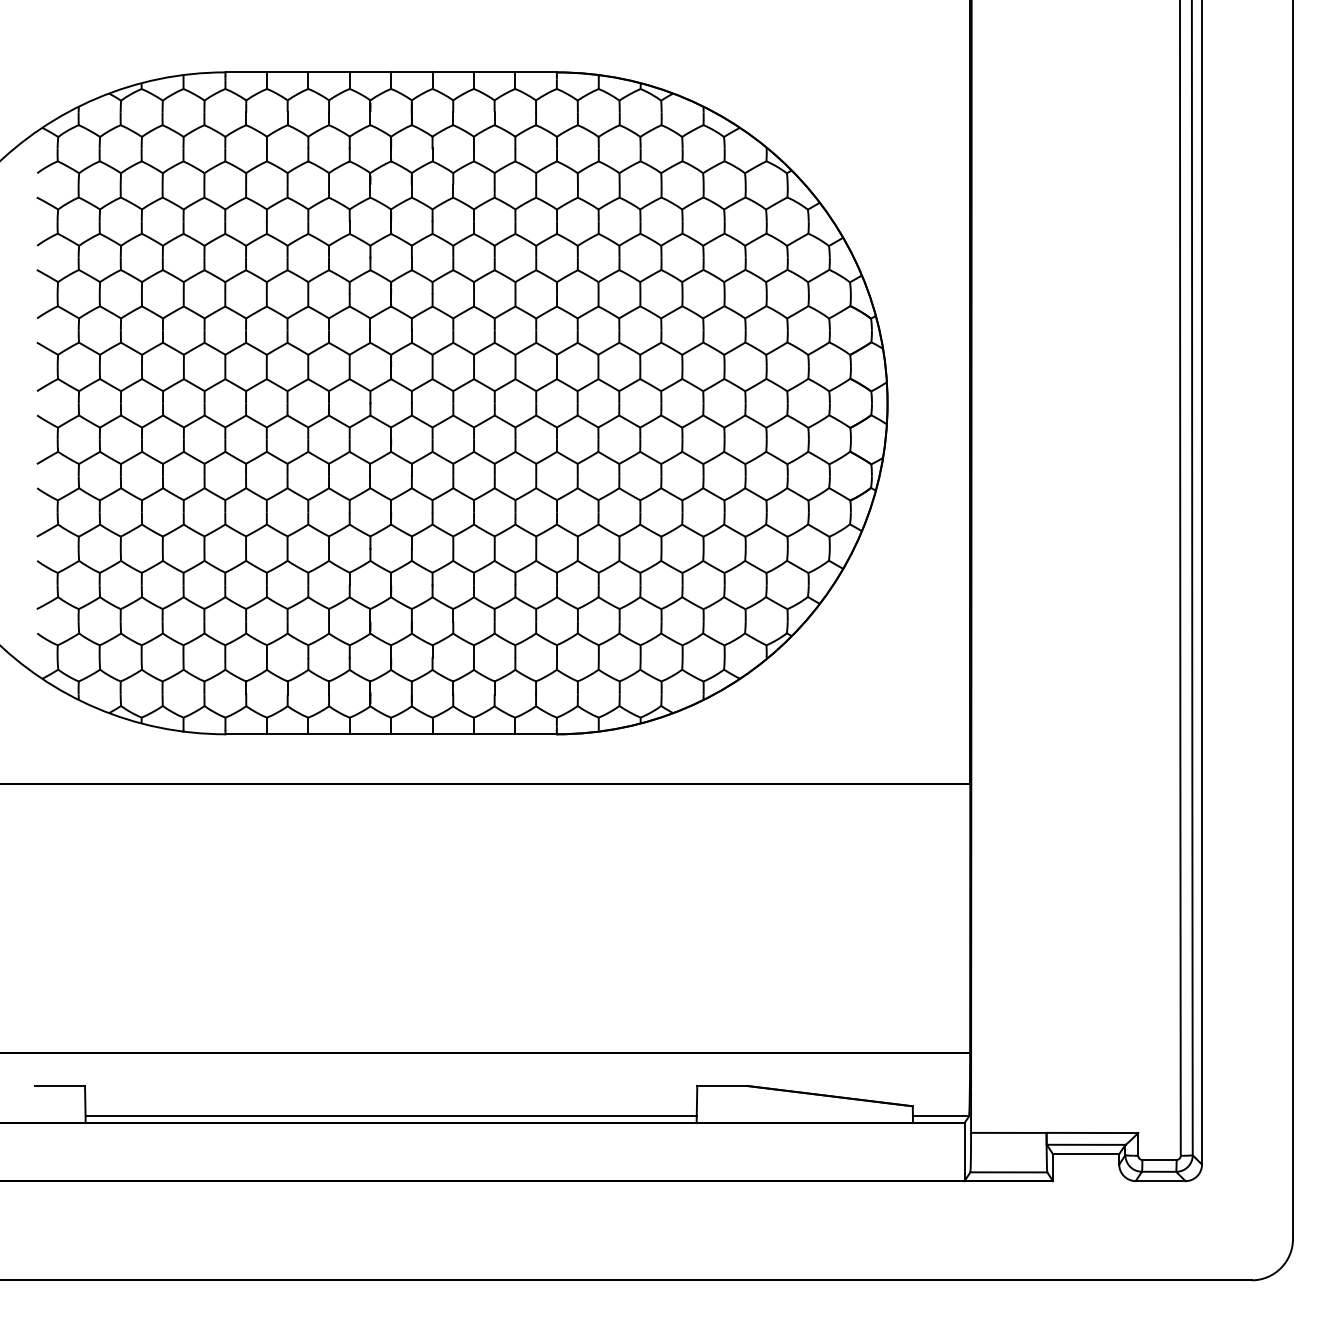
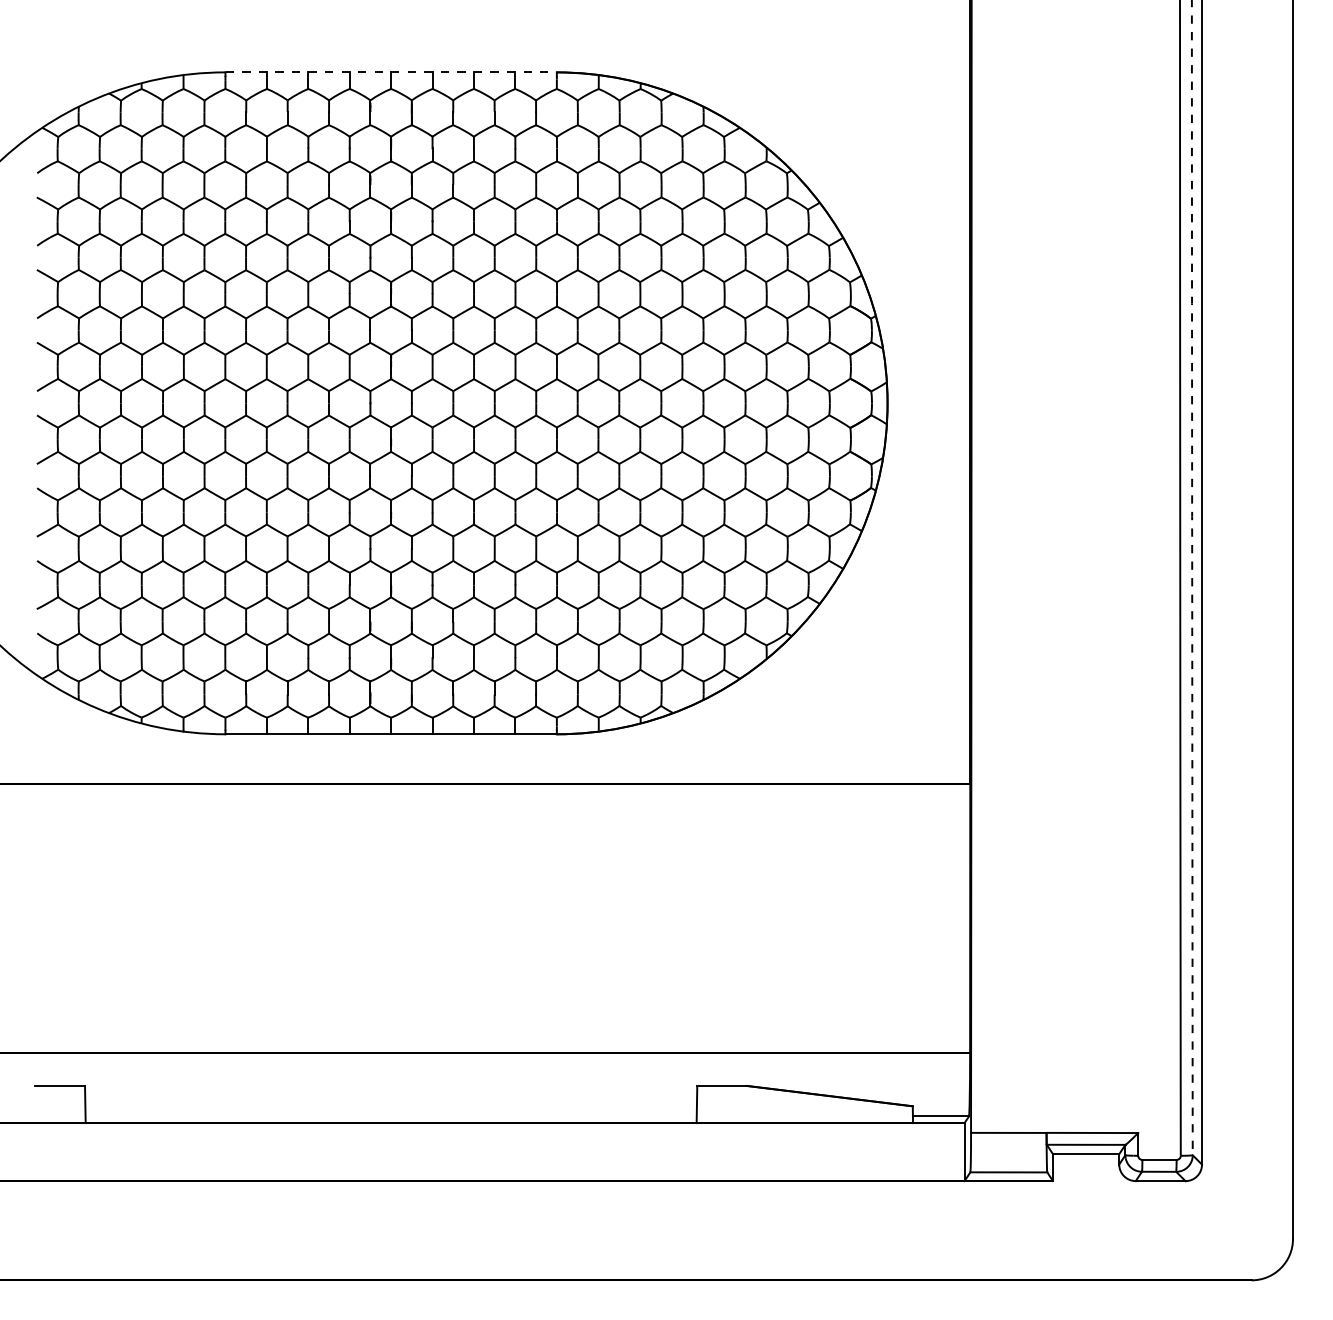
line: solid -> dashed (391, 72)
arc: solid -> dashed (1192, 577)
line: present -> none (390, 1116)
